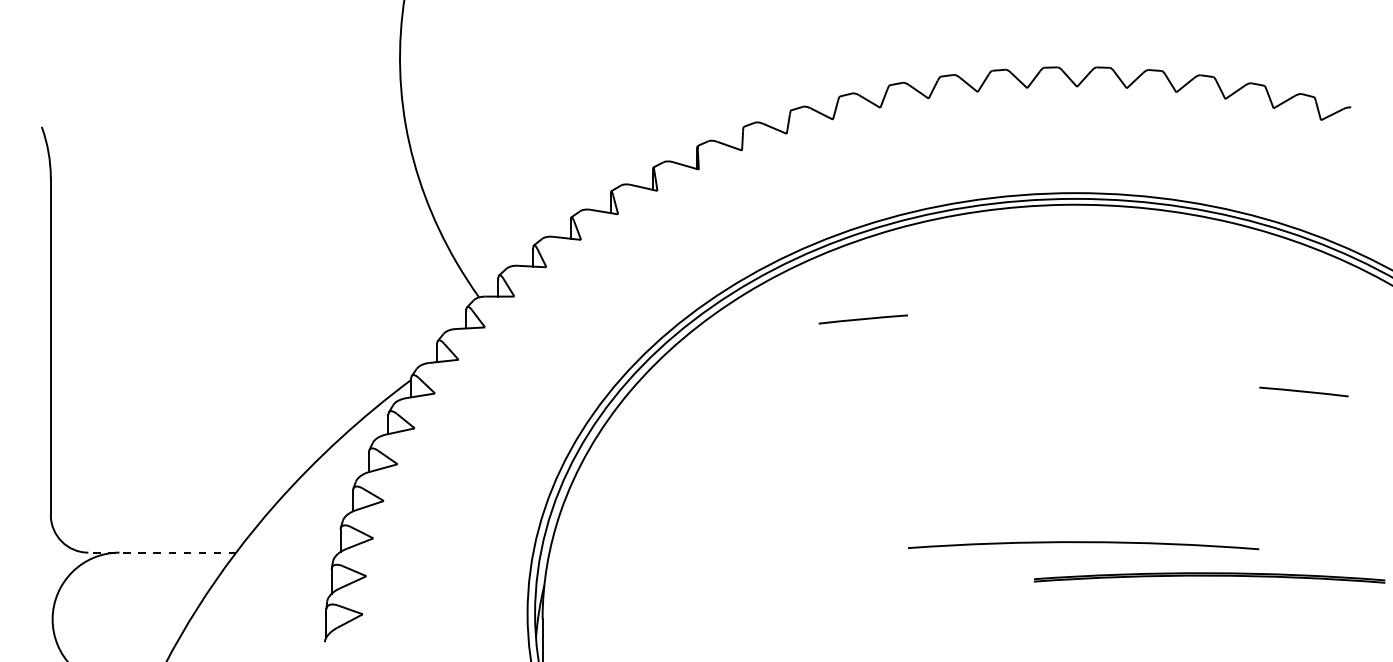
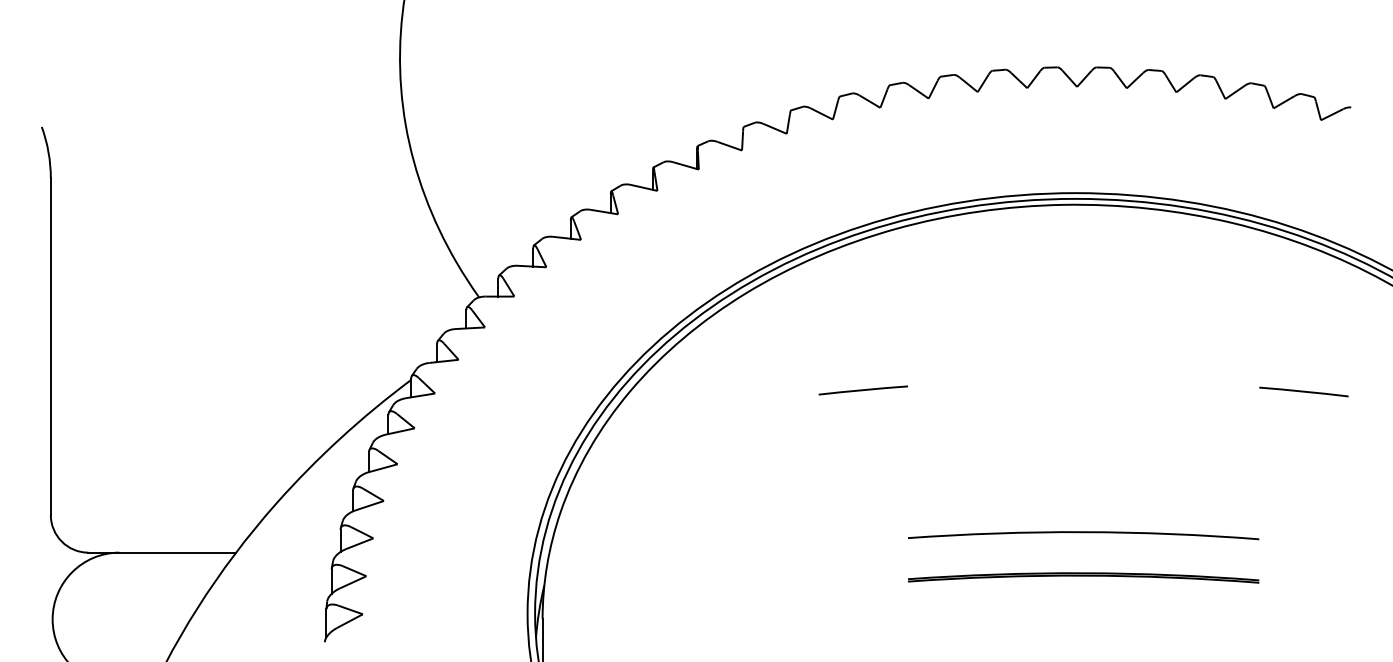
line position: (862, 319) -> (862, 390) (862, 390)
curve position: (1083, 543) -> (1083, 533) (1083, 533)
line: dashed -> solid (162, 552)
part position: (1209, 577) -> (1083, 577) (1083, 577)
